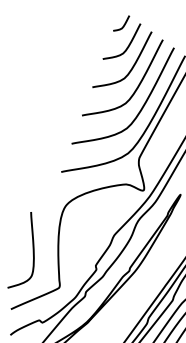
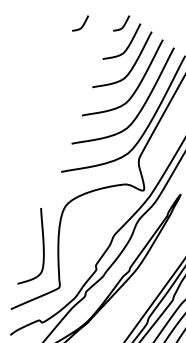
curve: none -> present (82, 24)
curve position: (32, 250) -> (42, 246) (42, 246)
